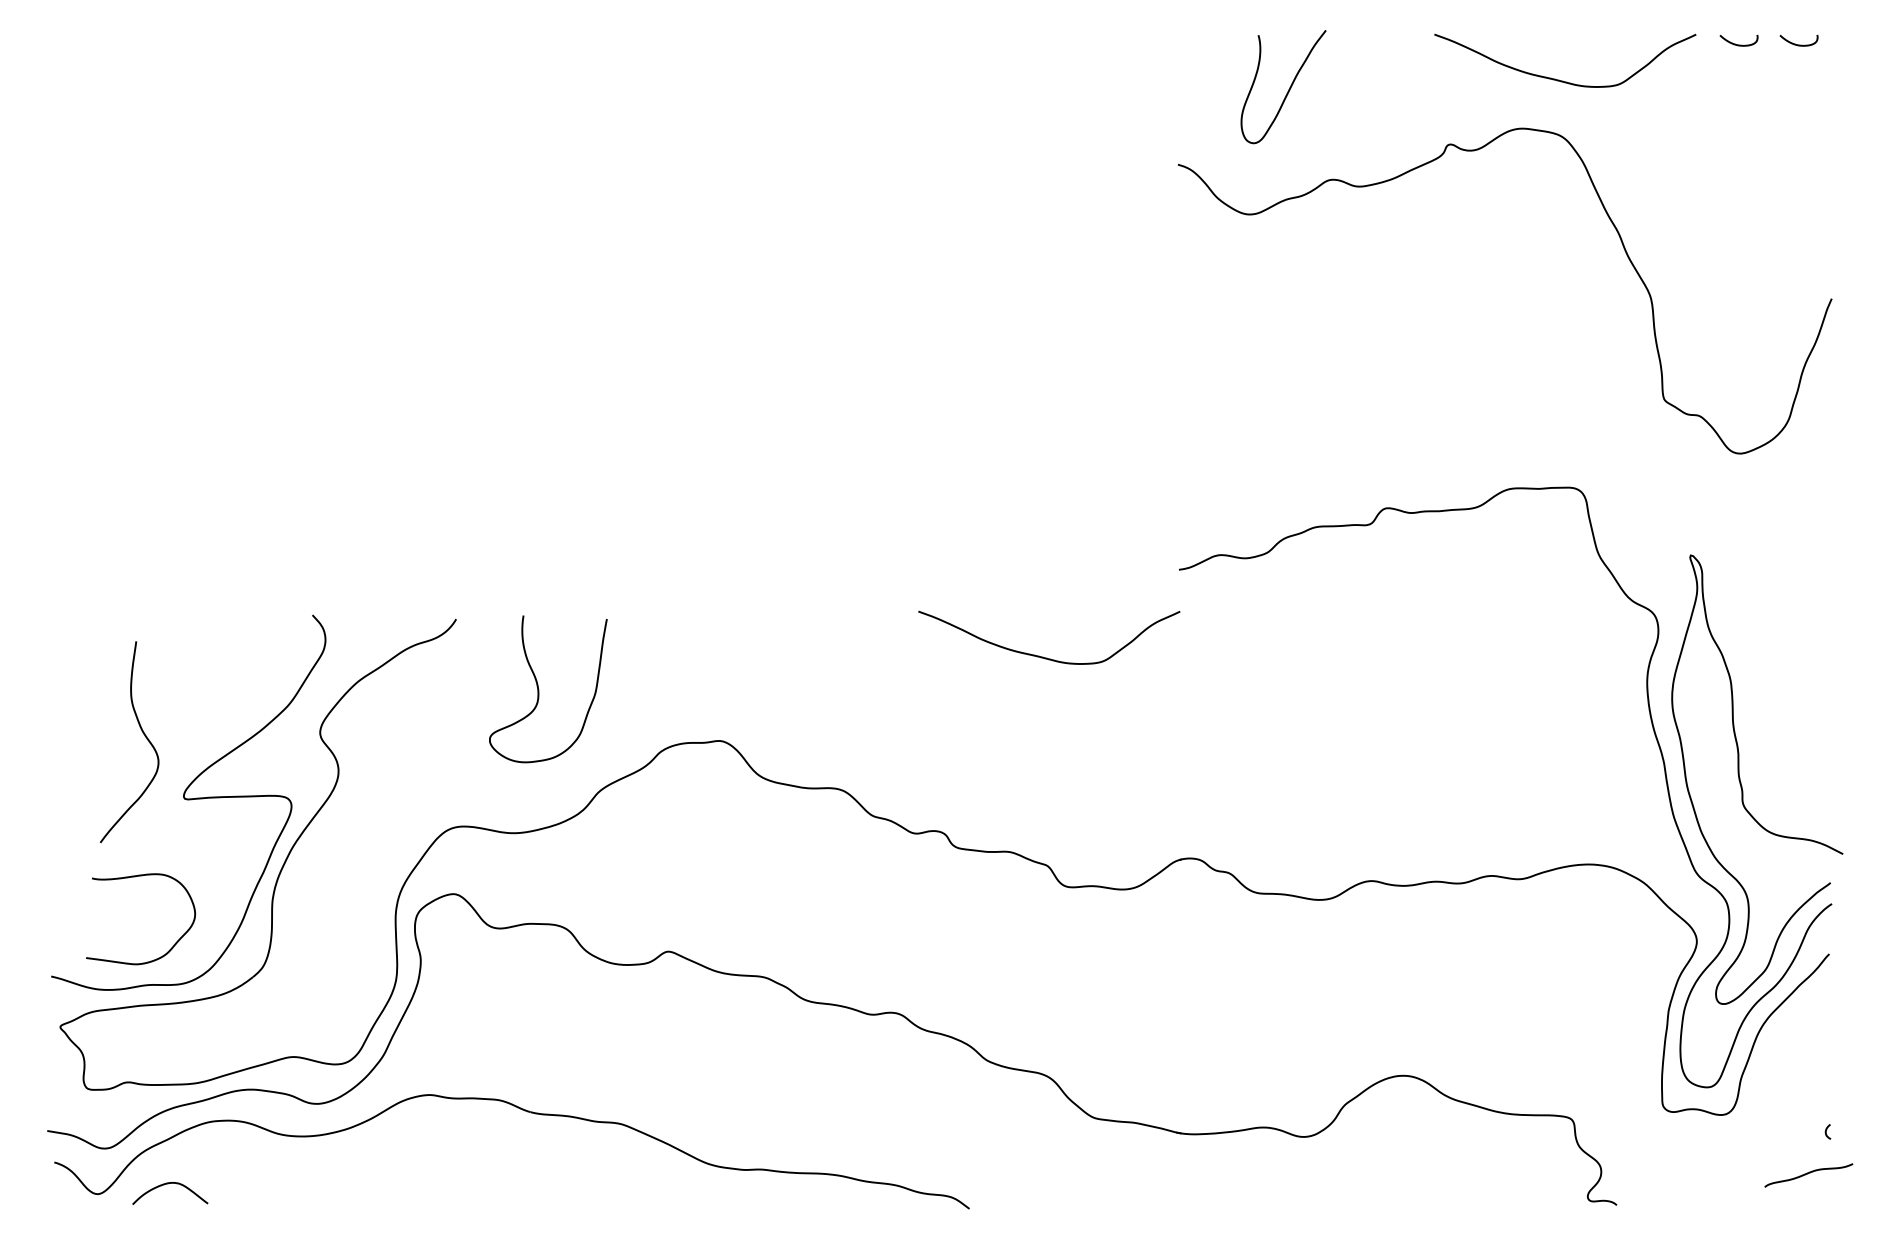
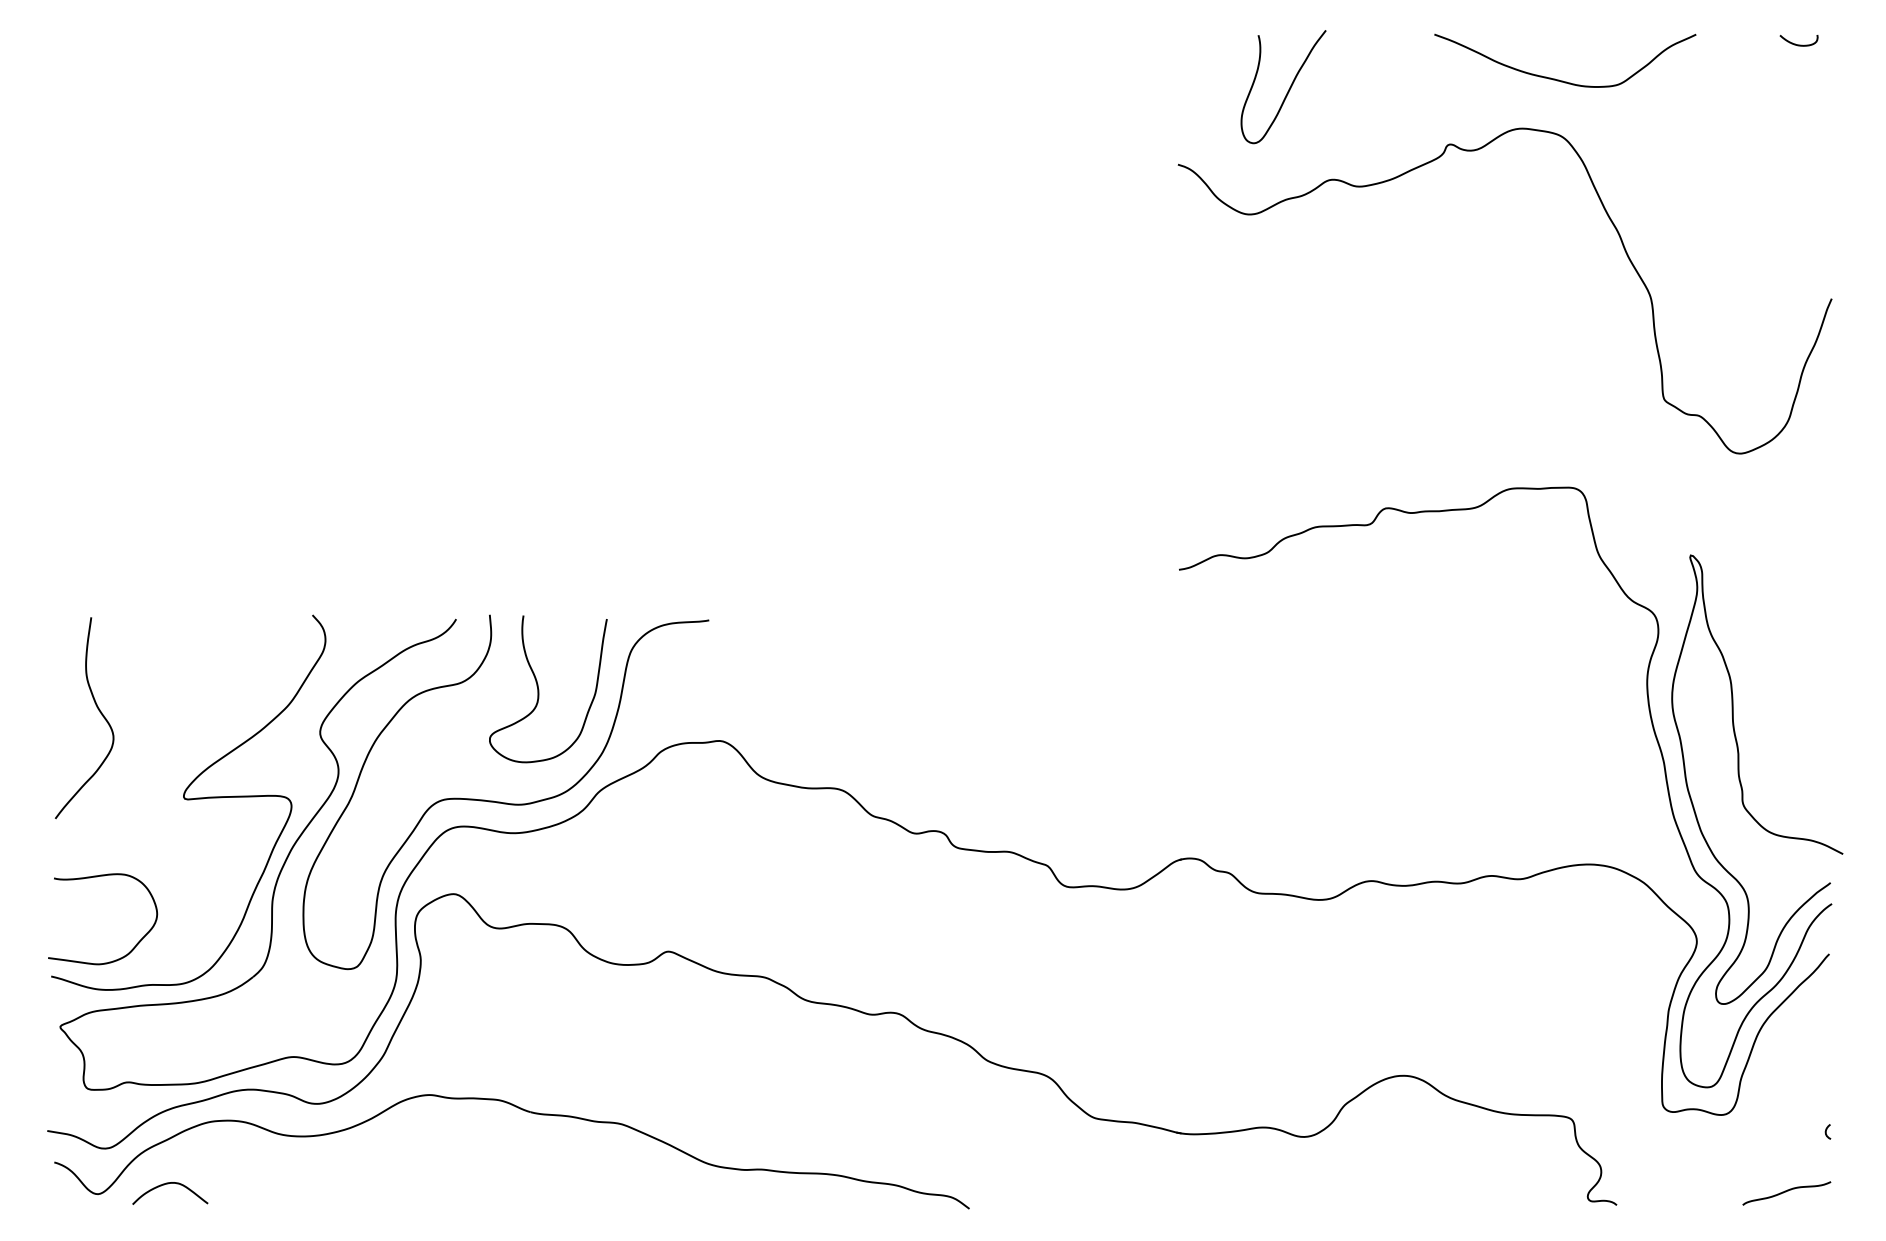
curve: present -> none (1738, 44)
curve: present -> none (1043, 656)
curve position: (143, 734) -> (98, 710) (98, 710)
curve: none -> present (505, 802)
curve position: (174, 943) -> (136, 943) (136, 943)
curve position: (1808, 1174) -> (1786, 1192) (1786, 1192)
